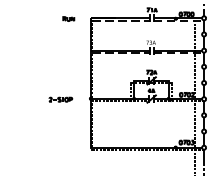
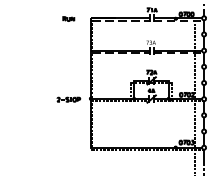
part position: (60, 99) -> (68, 99) (68, 99)
